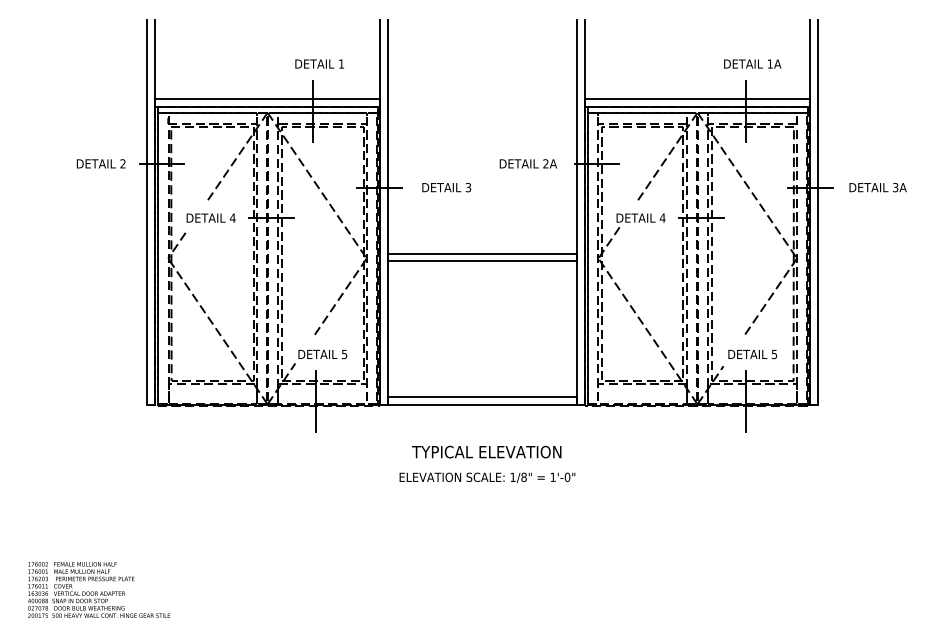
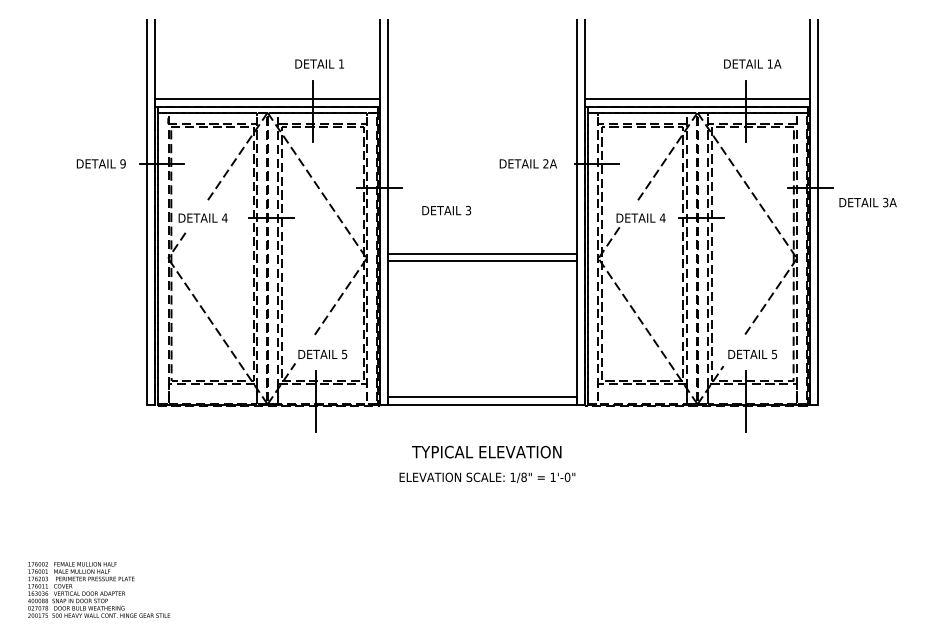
text: 2 -> 9 (122, 163)
text position: (446, 187) -> (446, 210) (446, 210)
text position: (877, 187) -> (867, 202) (867, 202)
text position: (210, 217) -> (202, 217) (202, 217)
